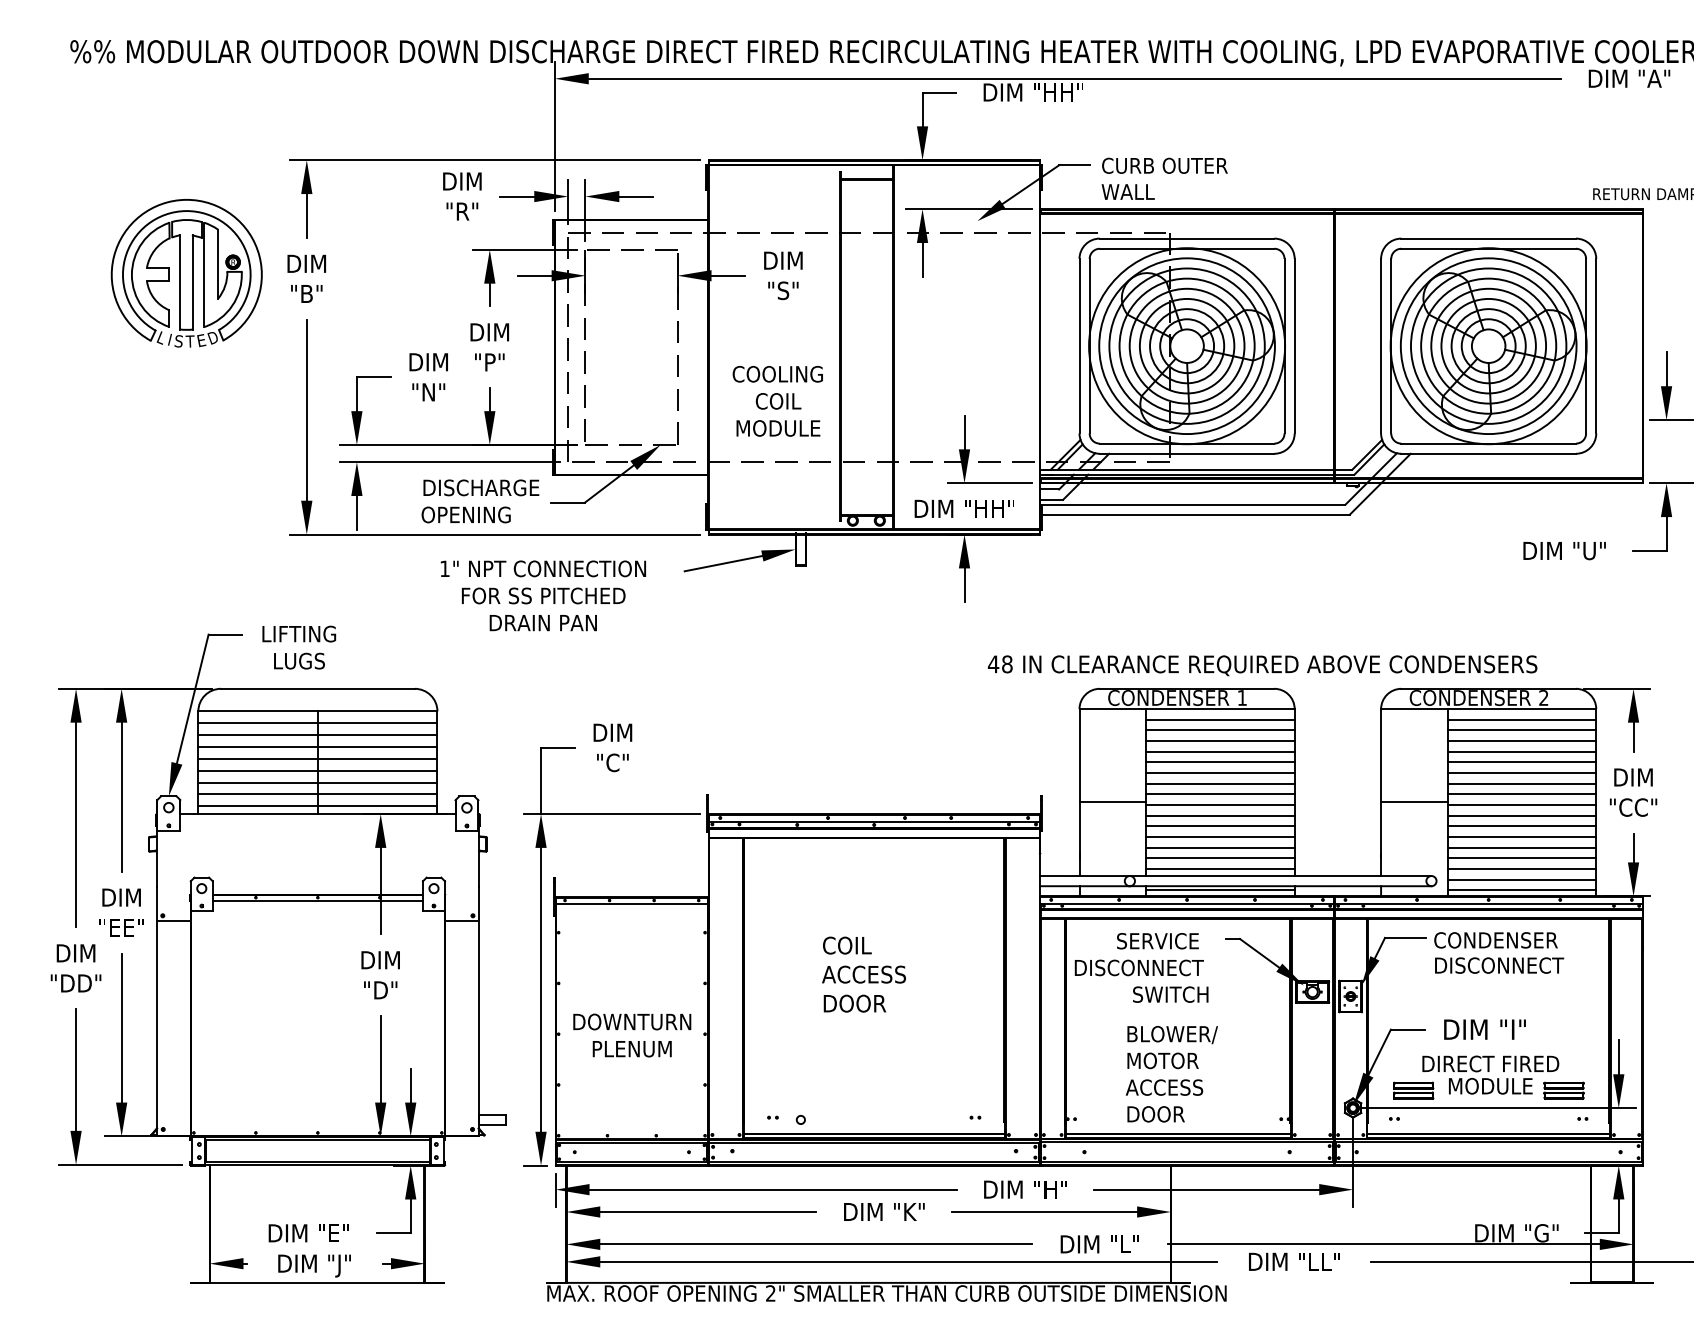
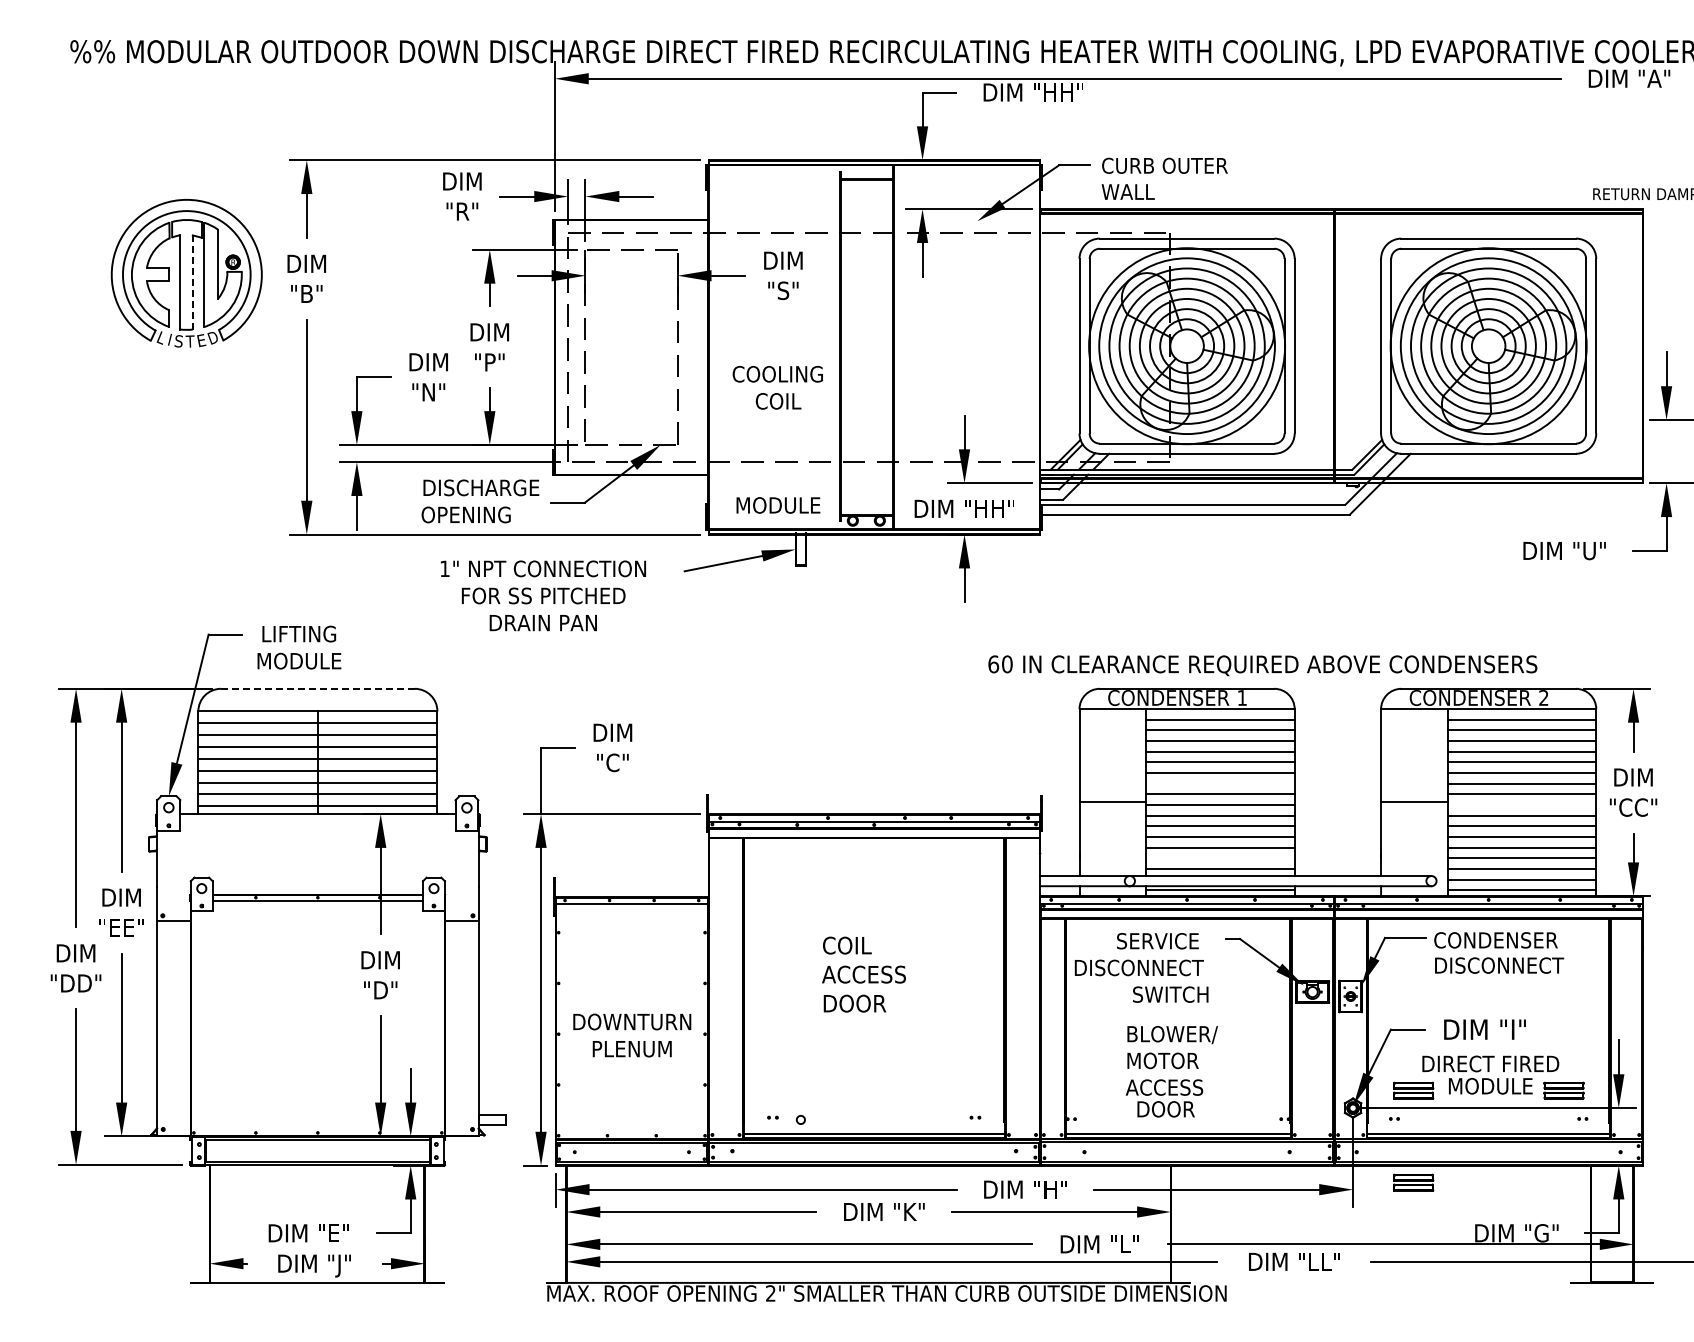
line: solid -> dashed (192, 283)
text position: (778, 428) -> (778, 505) (778, 505)
text: LUGS -> MODULE (299, 660)
text: 48 -> 60 (1000, 664)
line: solid -> dashed (317, 688)
line: present -> none (1220, 783)
line: present -> none (1521, 805)
line: present -> none (1220, 858)
text position: (1155, 1114) -> (1165, 1109) (1165, 1109)
part: none -> present (1413, 1182)
